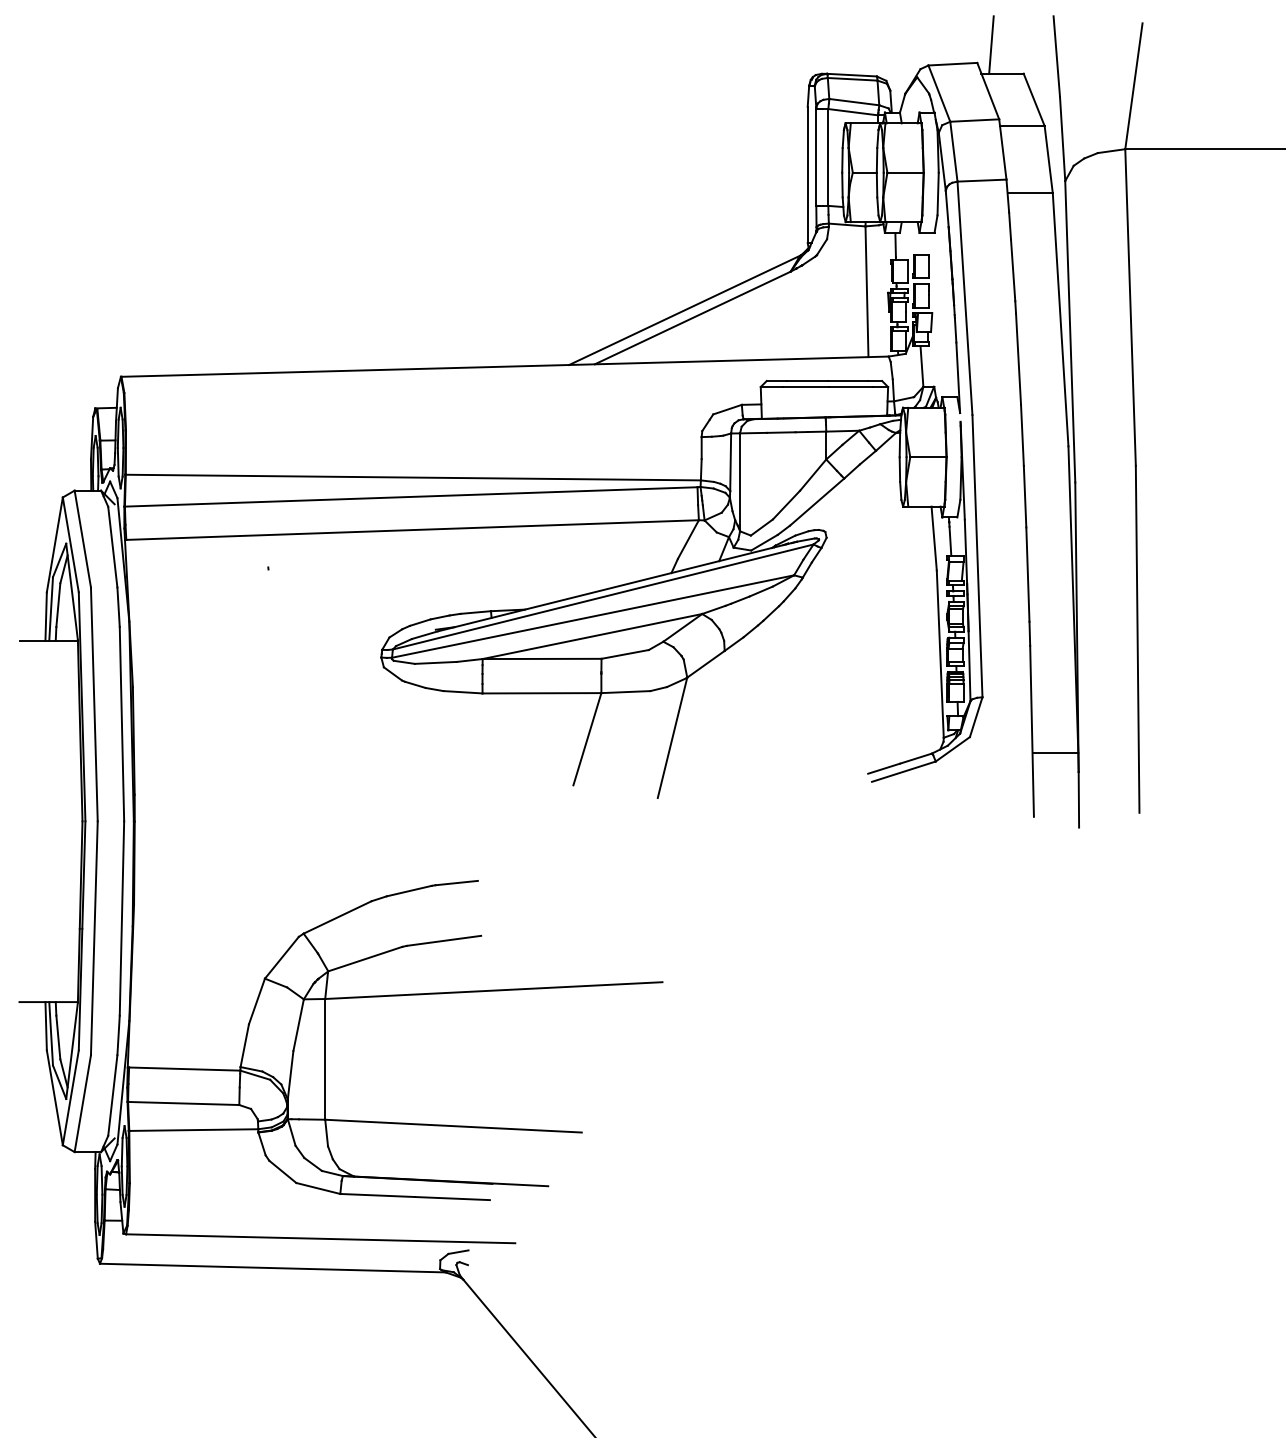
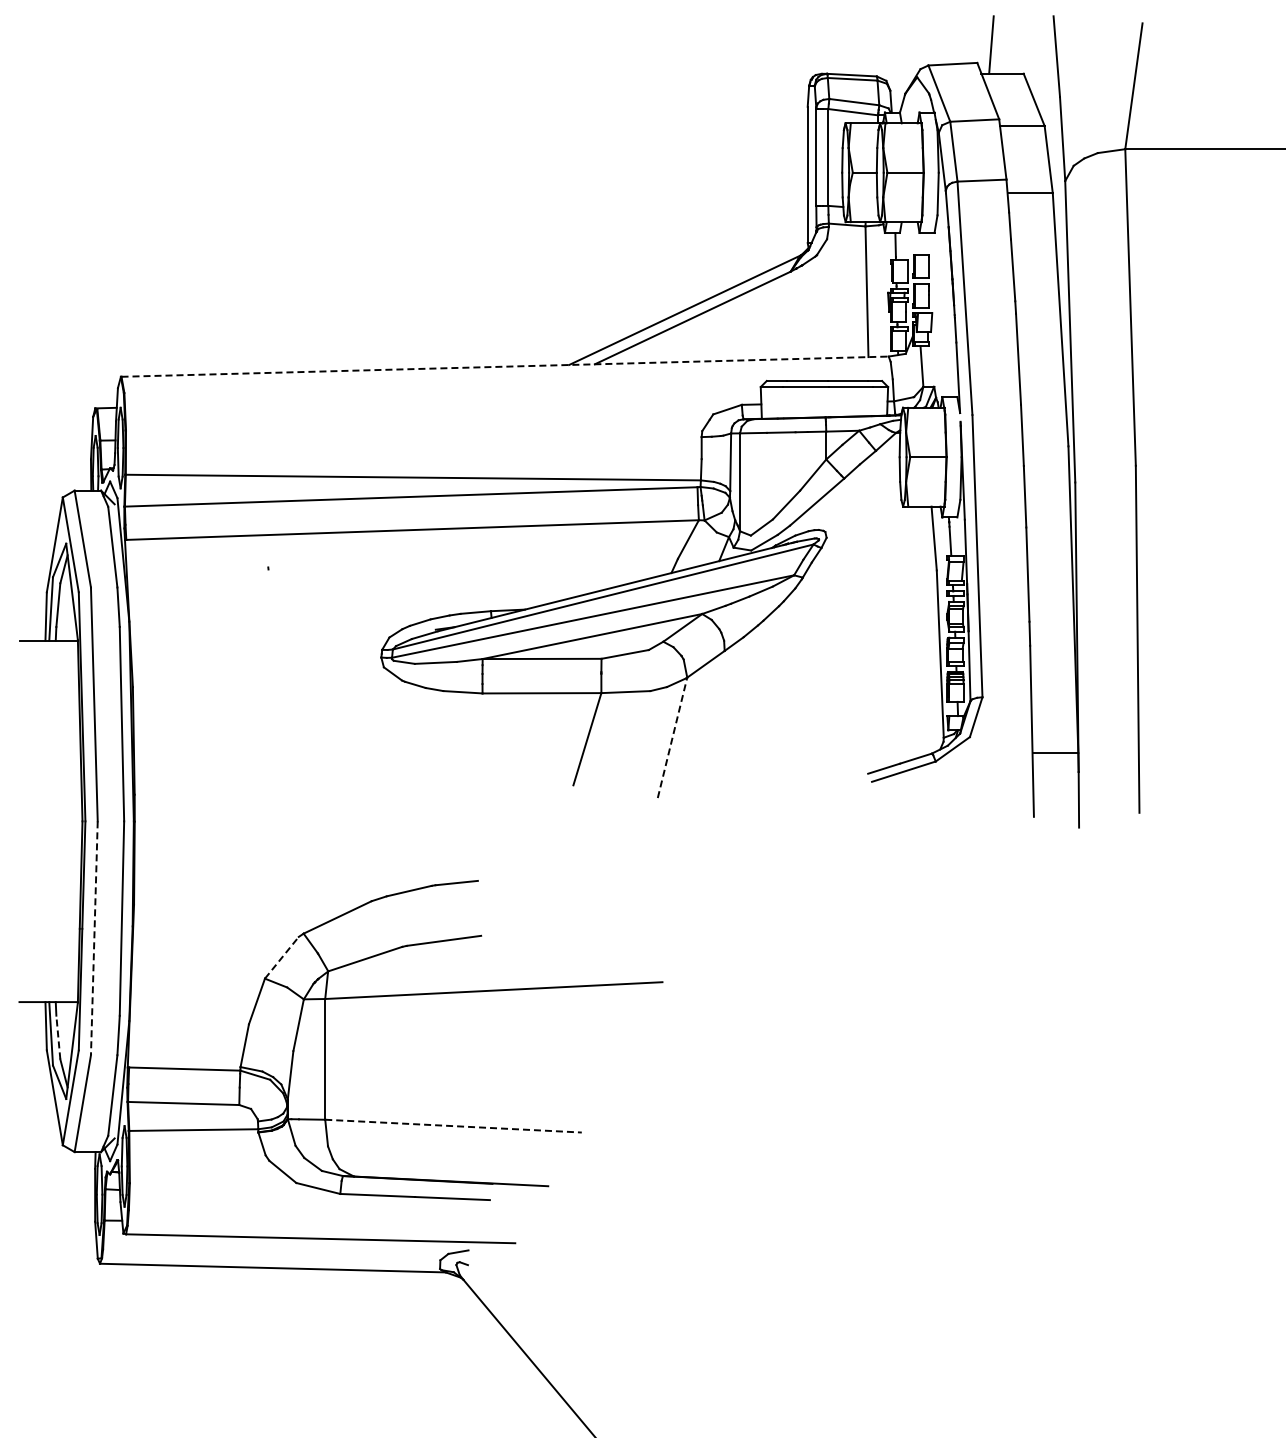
line: solid -> dashed (505, 366)
line: solid -> dashed (672, 737)
line: solid -> dashed (94, 938)
line: solid -> dashed (281, 957)
line: solid -> dashed (58, 1037)
line: solid -> dashed (454, 1126)
